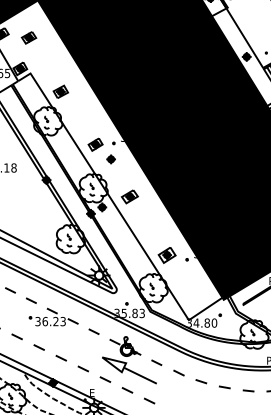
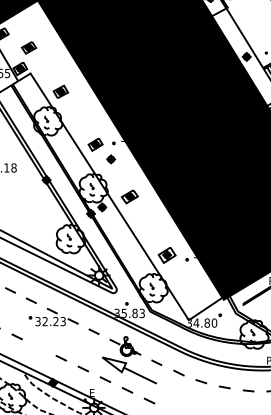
part position: (28, 37) -> (28, 47) (28, 47)
text: 36.23 -> 32.23 (45, 321)
line: present -> none (38, 347)
